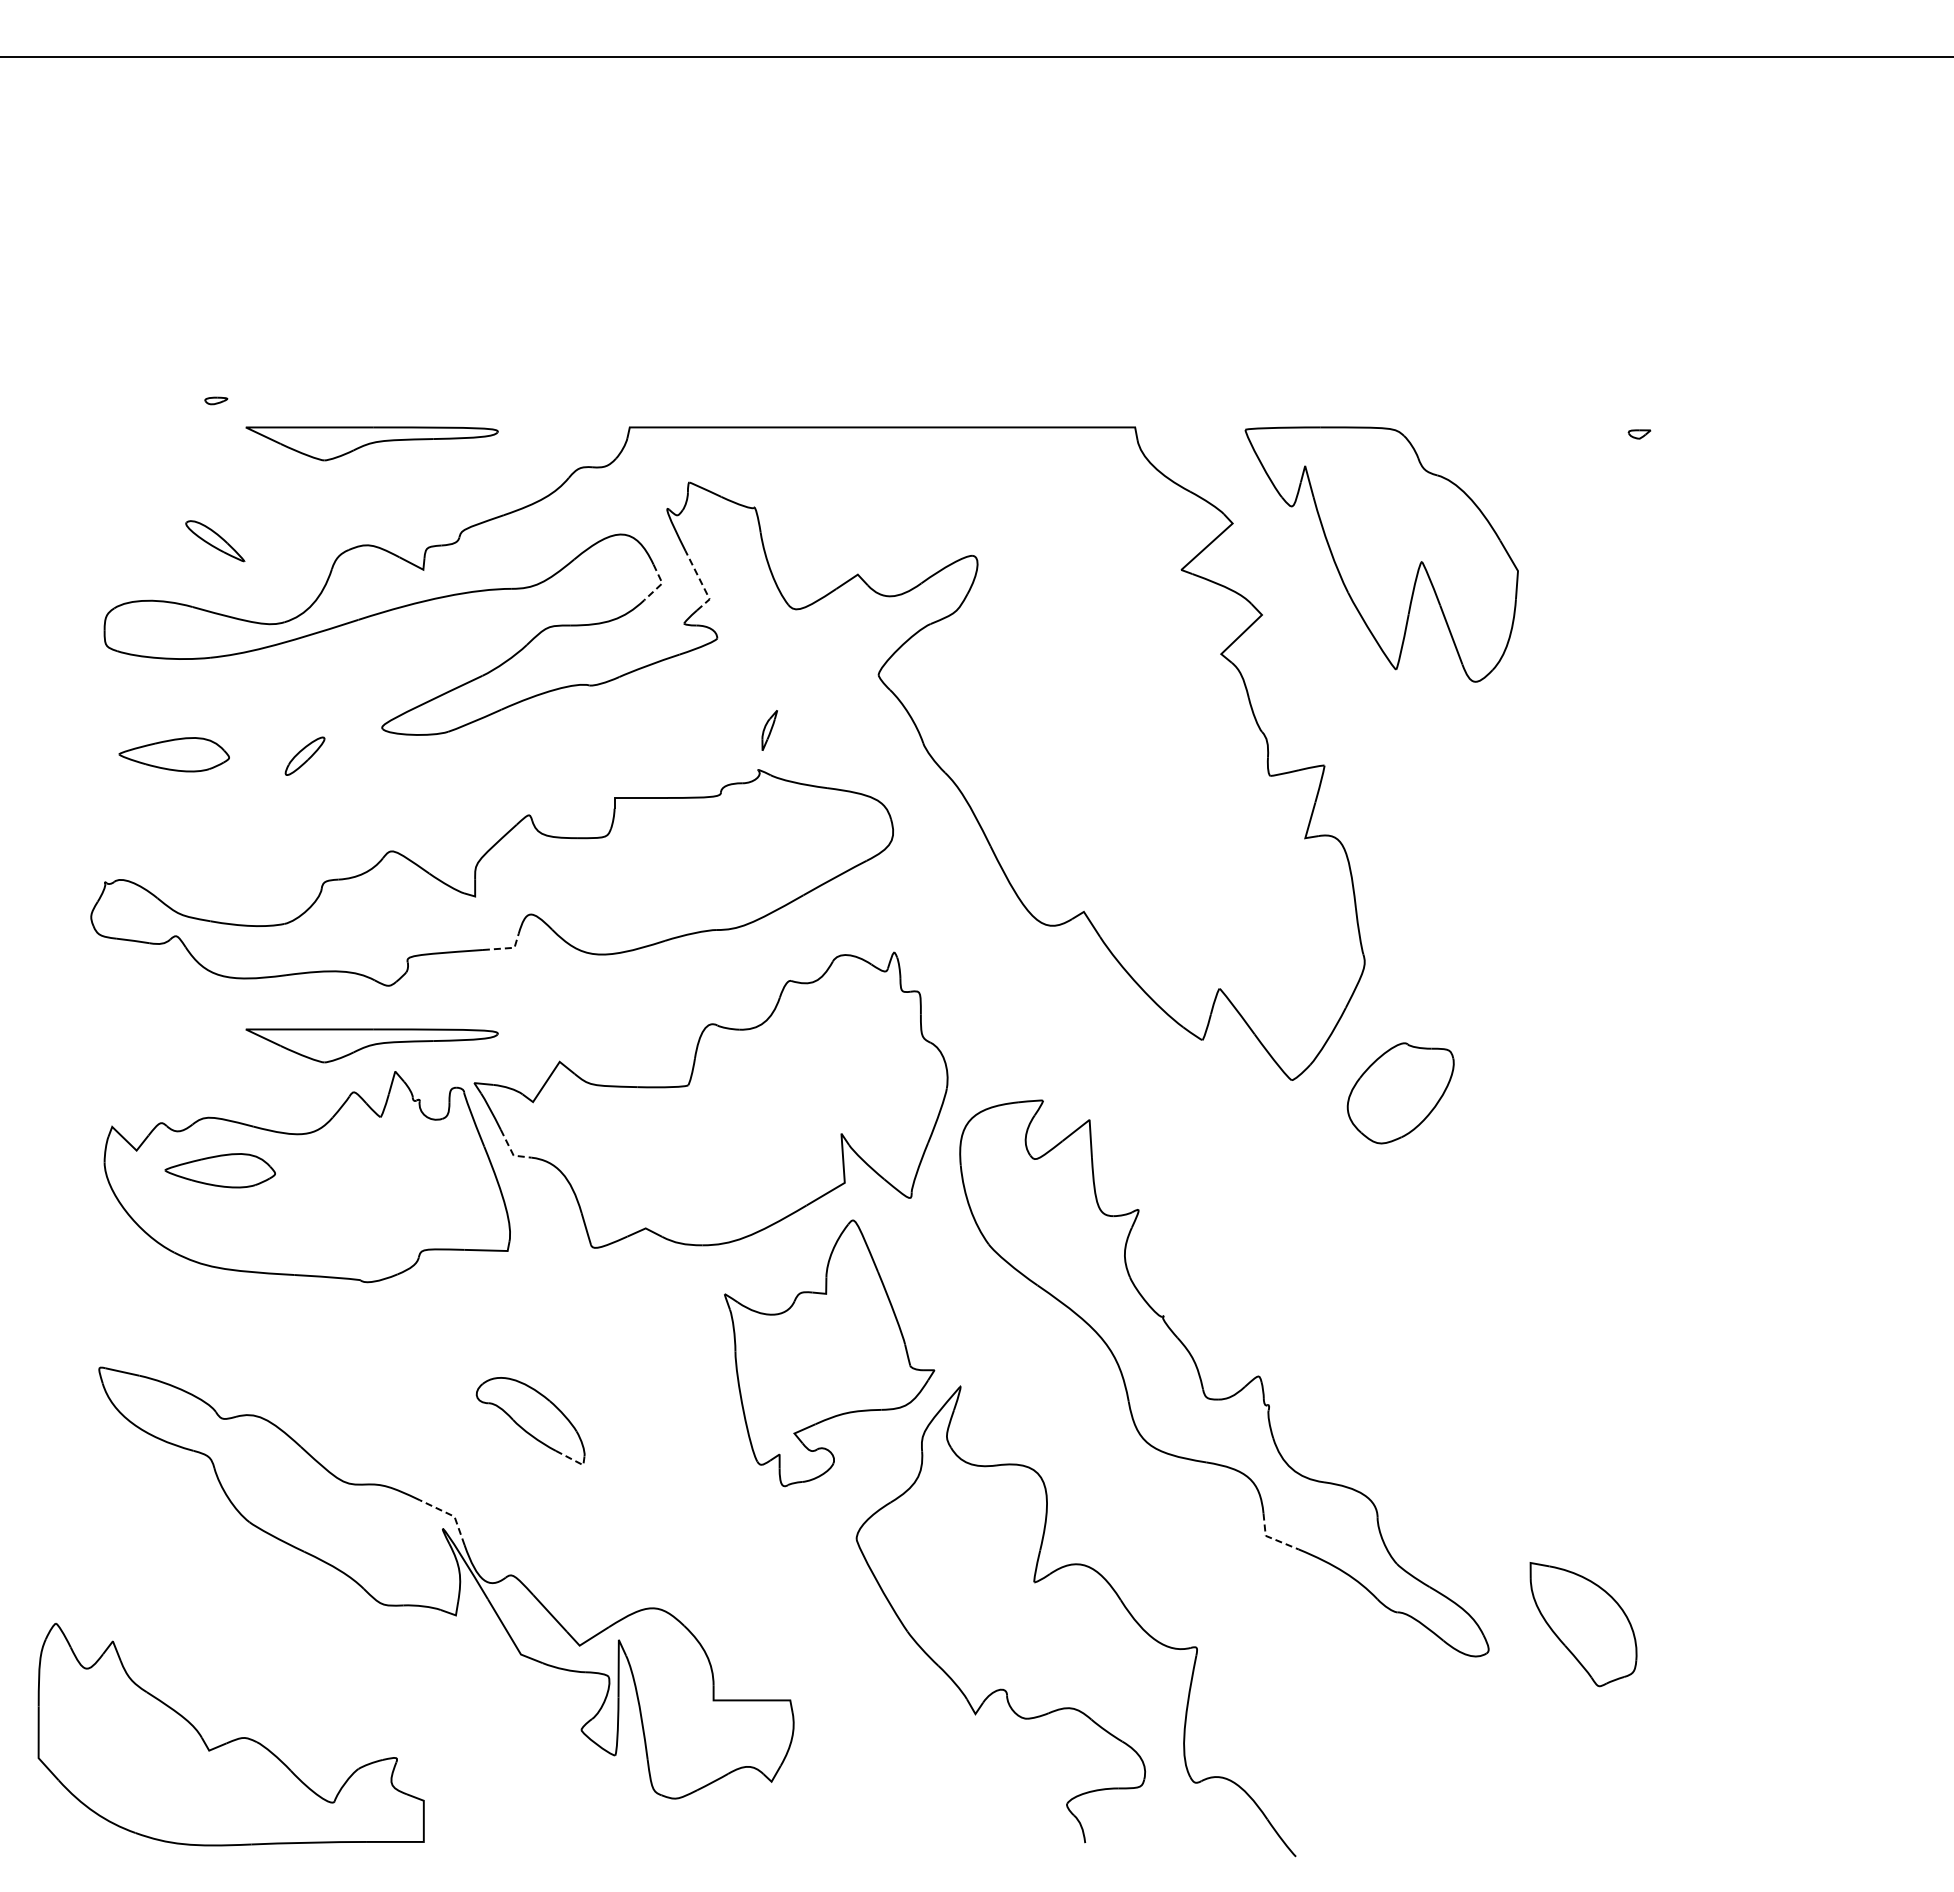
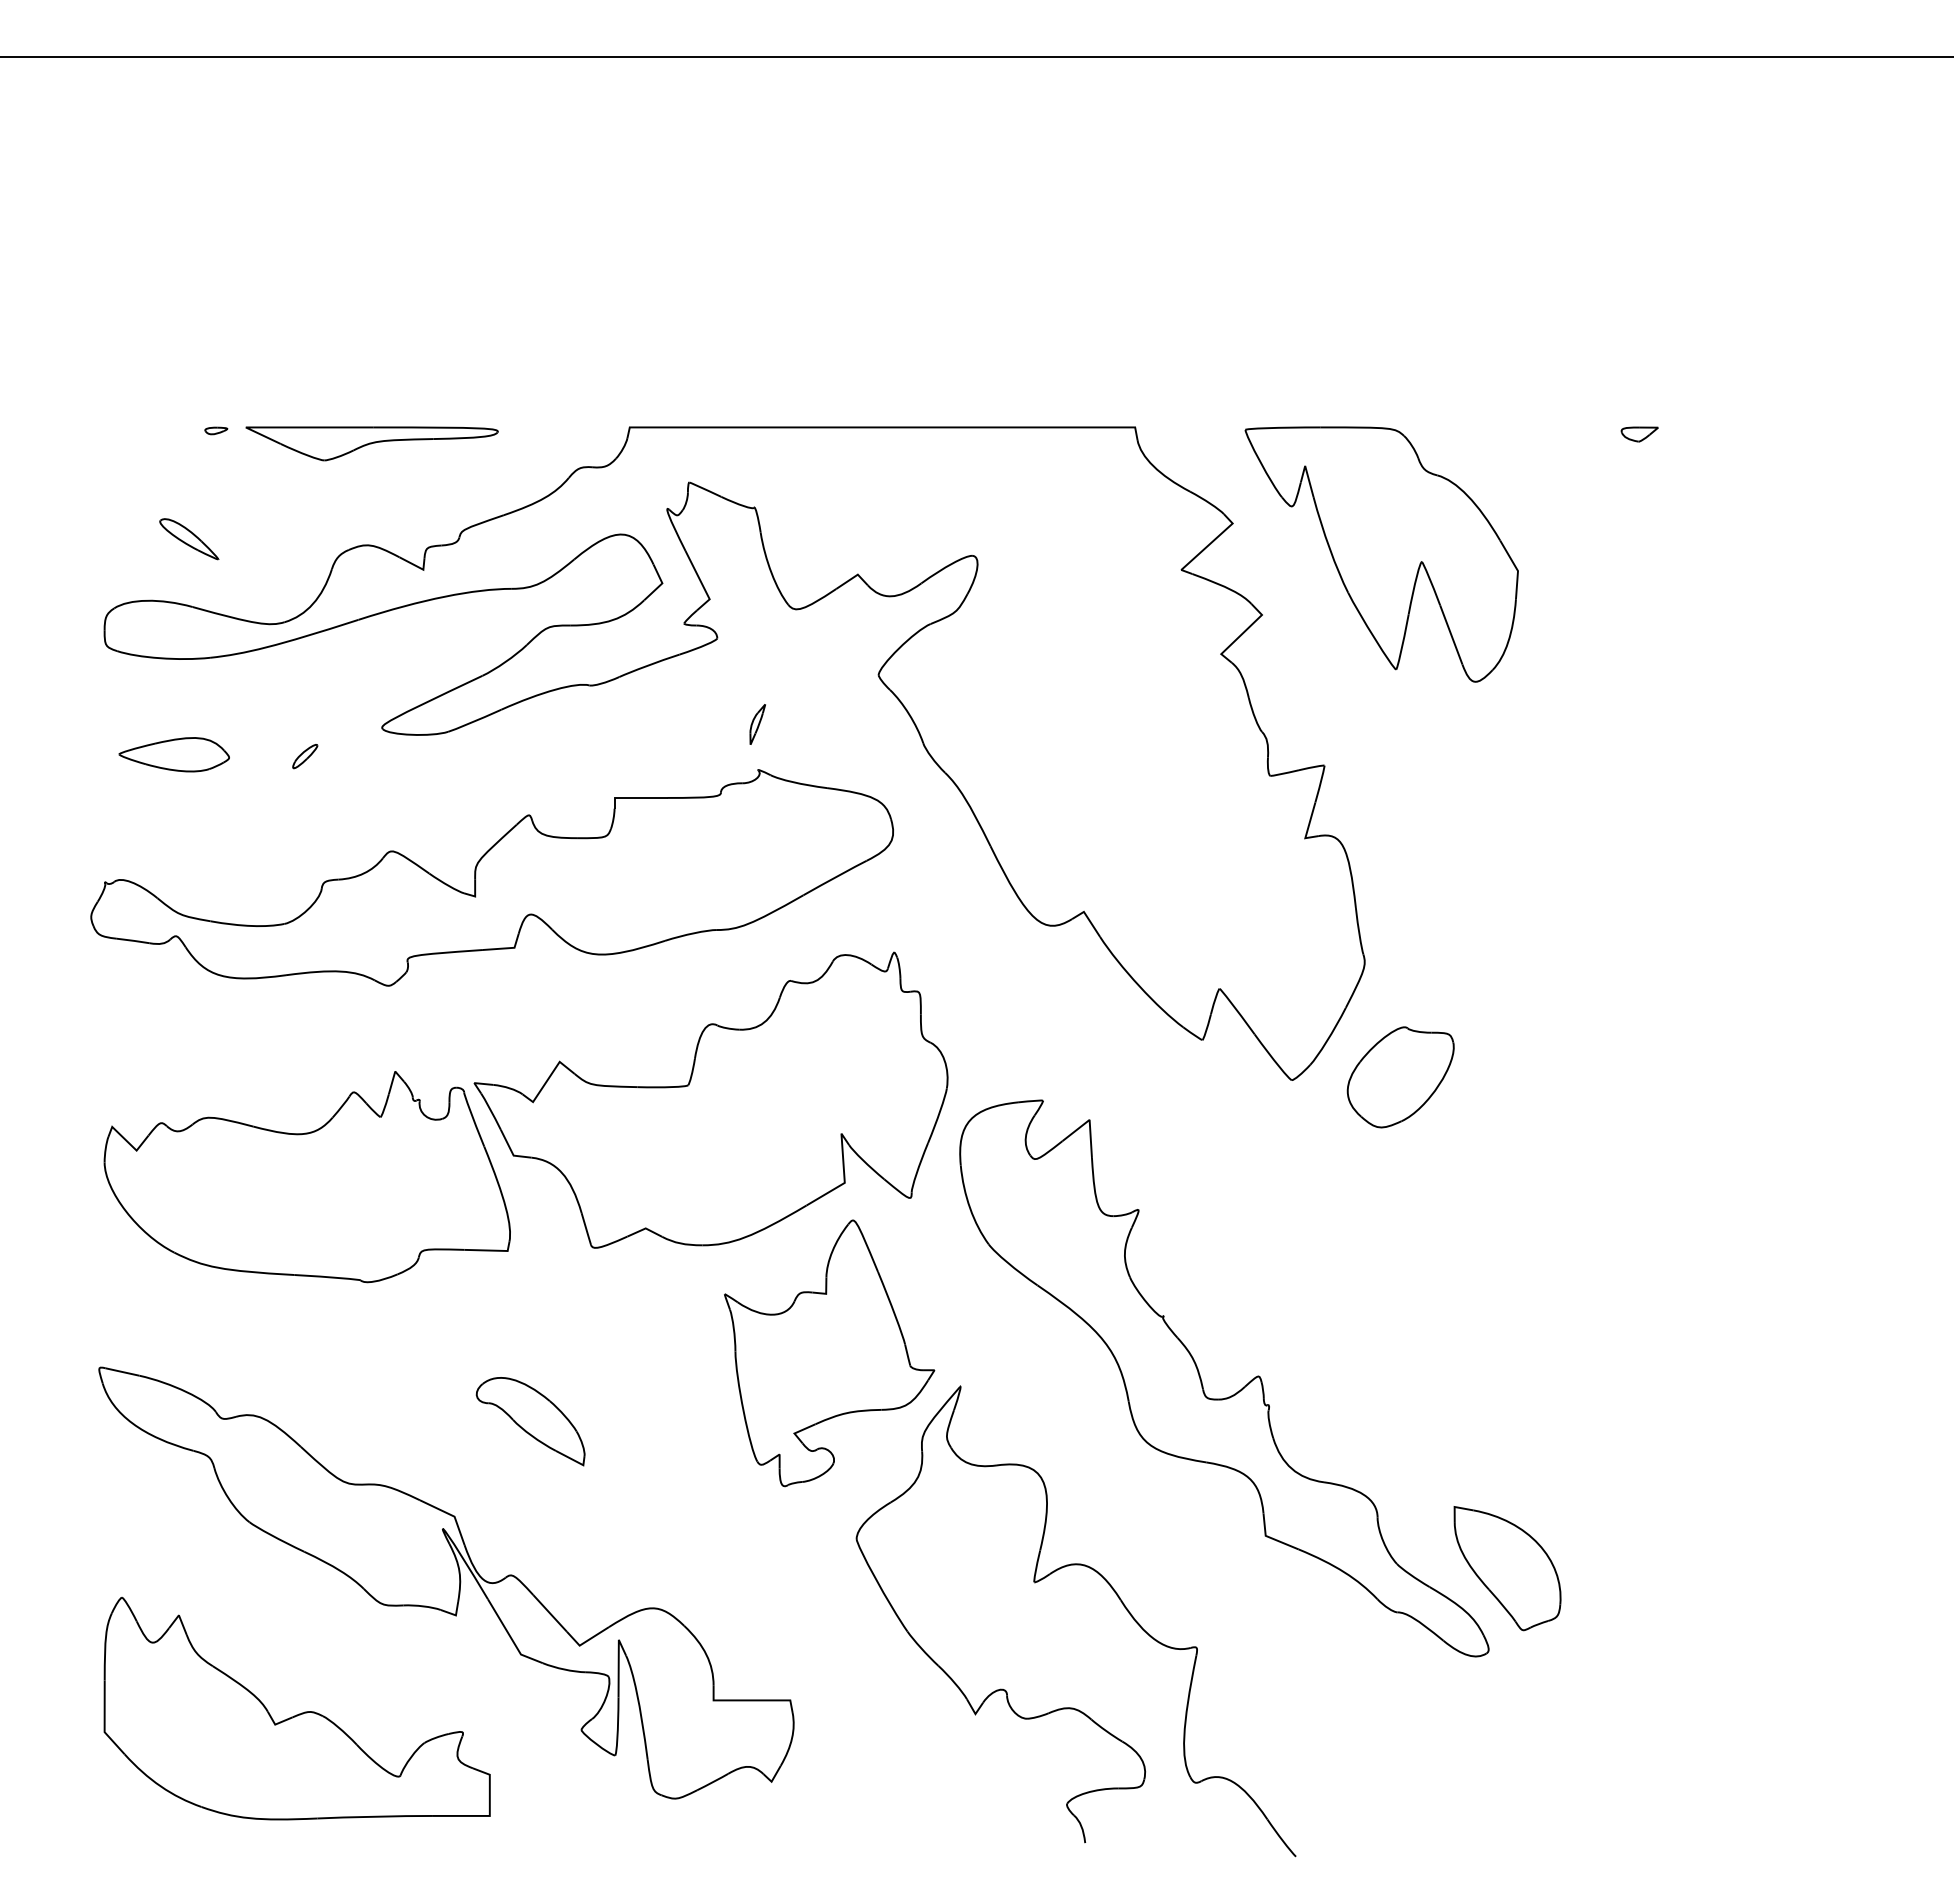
part position: (216, 400) -> (216, 430) (216, 430)
part size: 25x11 px -> 39x17 px (1639, 434)
part position: (215, 541) -> (189, 539) (189, 539)
line: dashed -> solid (701, 582)
line: dashed -> solid (660, 584)
part position: (769, 730) -> (757, 724) (757, 724)
part size: 42x40 px -> 27x26 px (305, 756)
line: dashed -> solid (506, 948)
part: present -> none (371, 1045)
part position: (1400, 1093) -> (1400, 1077) (1400, 1077)
line: dashed -> solid (511, 1152)
part: present -> none (219, 1170)
line: dashed -> solid (574, 1460)
line: dashed -> solid (451, 1515)
line: dashed -> solid (1271, 1538)
part position: (1583, 1624) -> (1507, 1568) (1507, 1568)
part position: (230, 1734) -> (296, 1708) (296, 1708)
